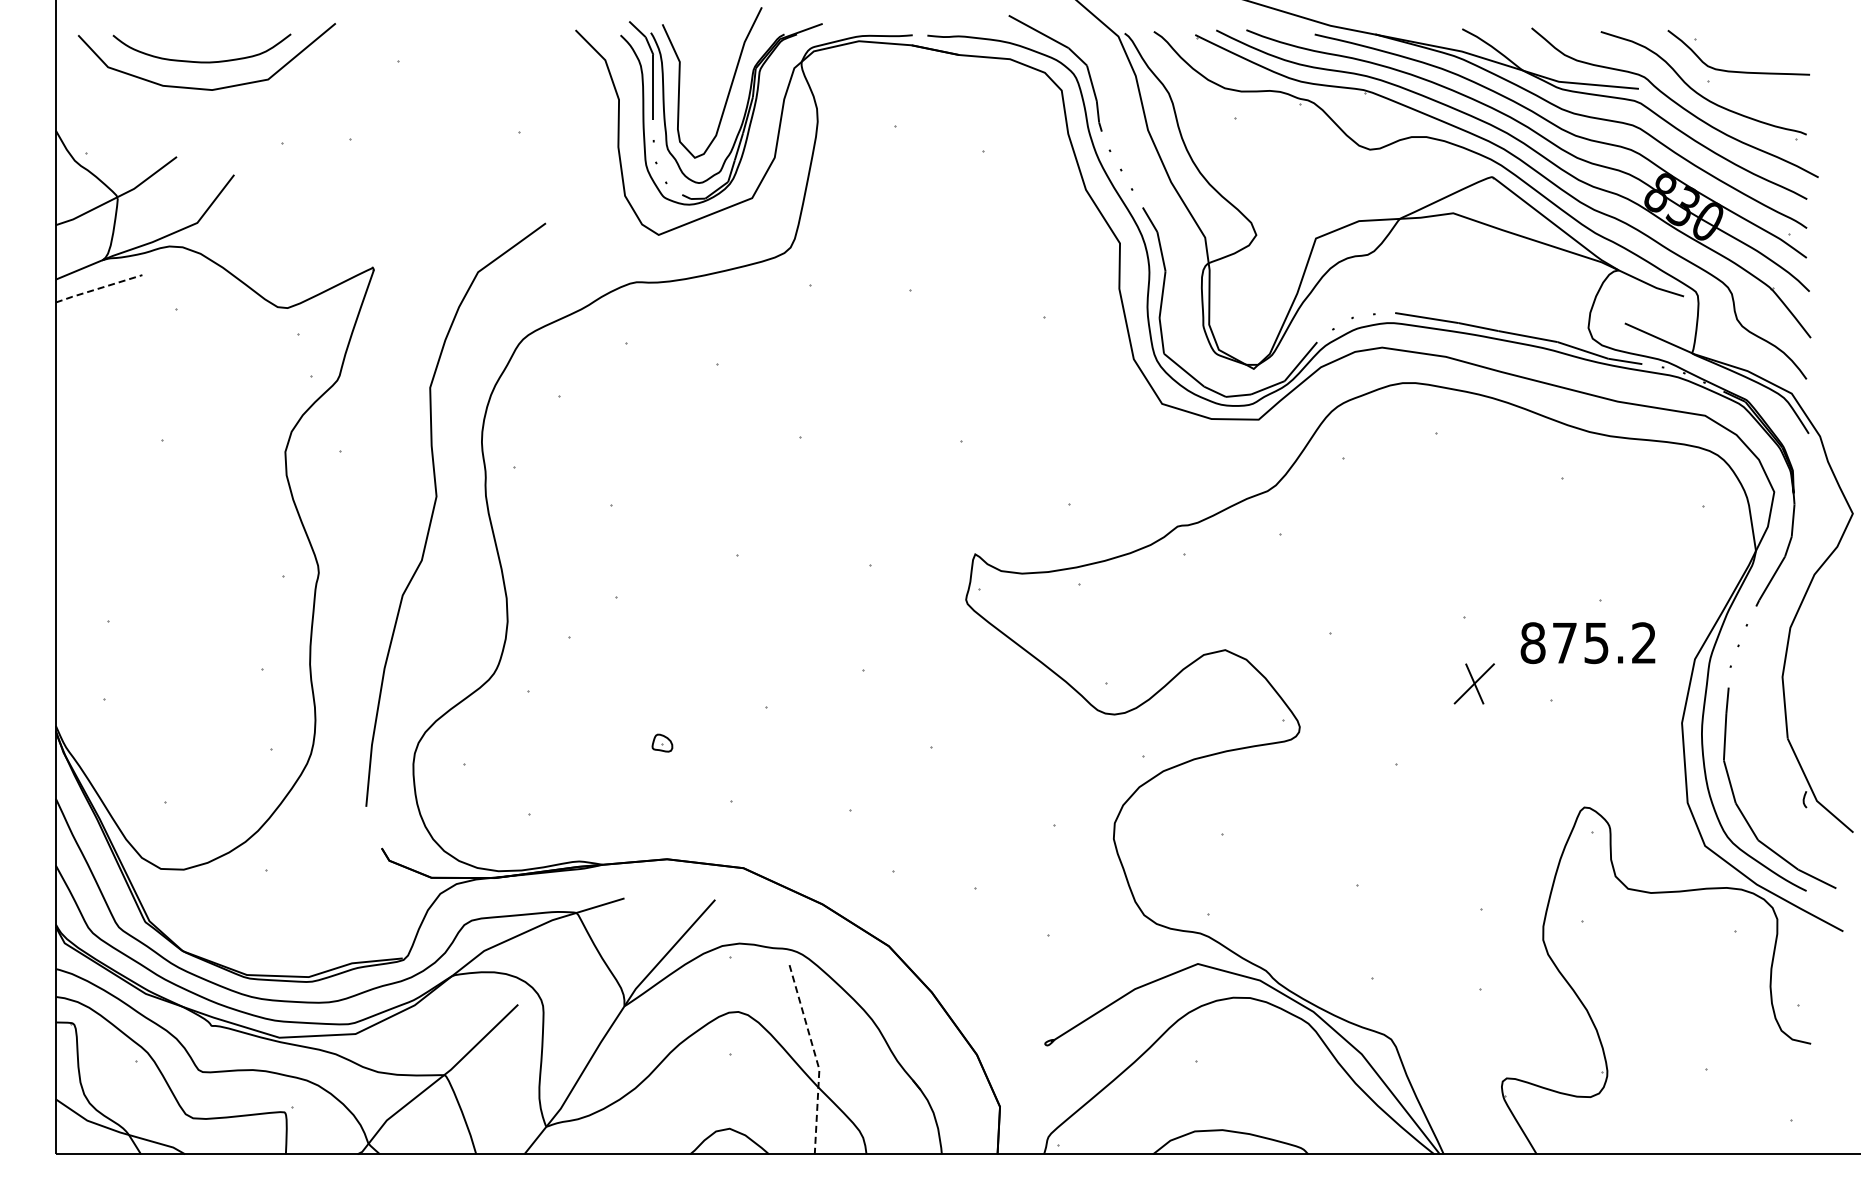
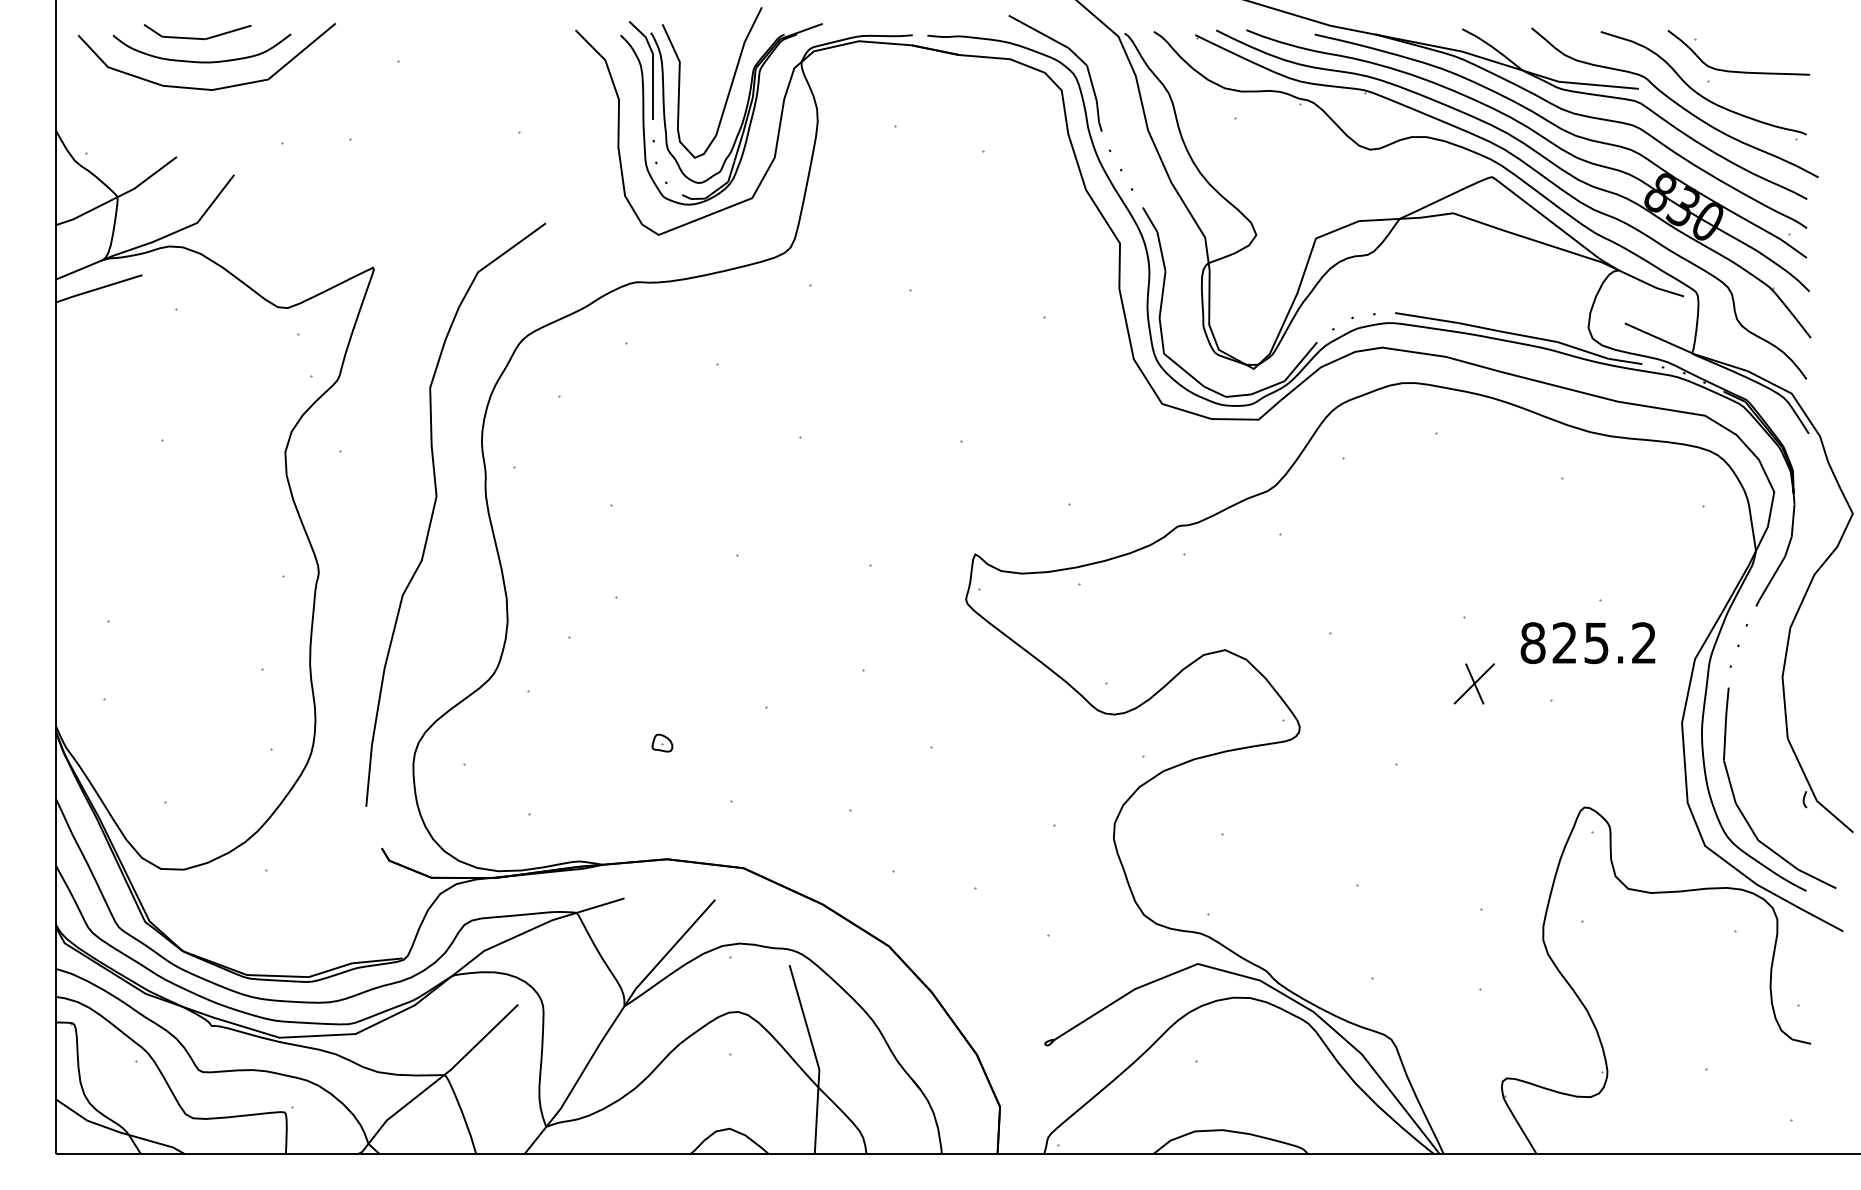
line: none -> present (197, 37)
line: dashed -> solid (98, 288)
text: 875.2 -> 825.2 (1564, 642)
line: dashed -> solid (816, 1059)
